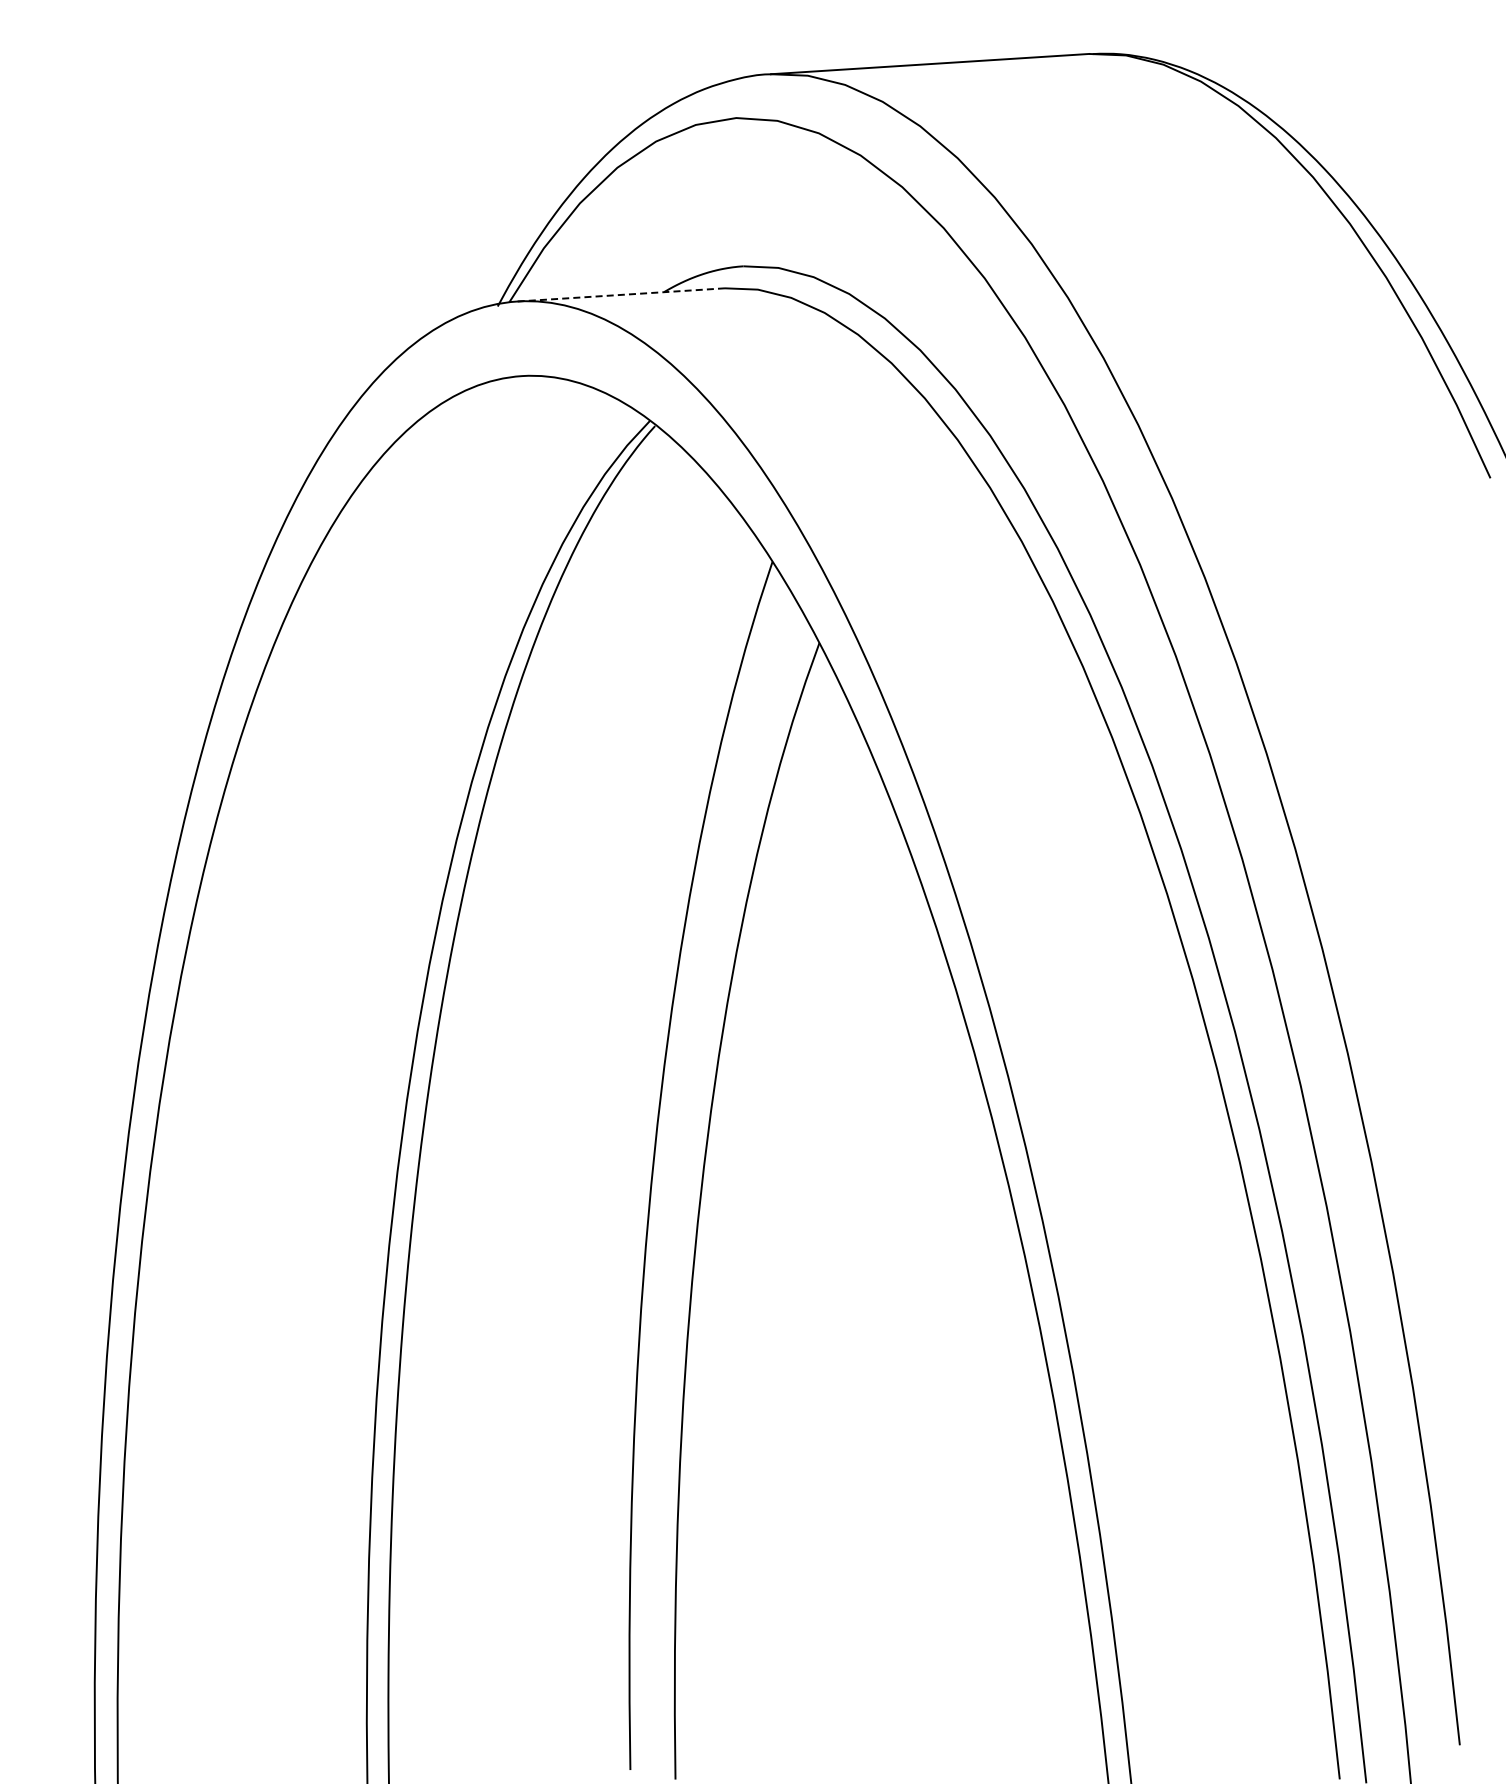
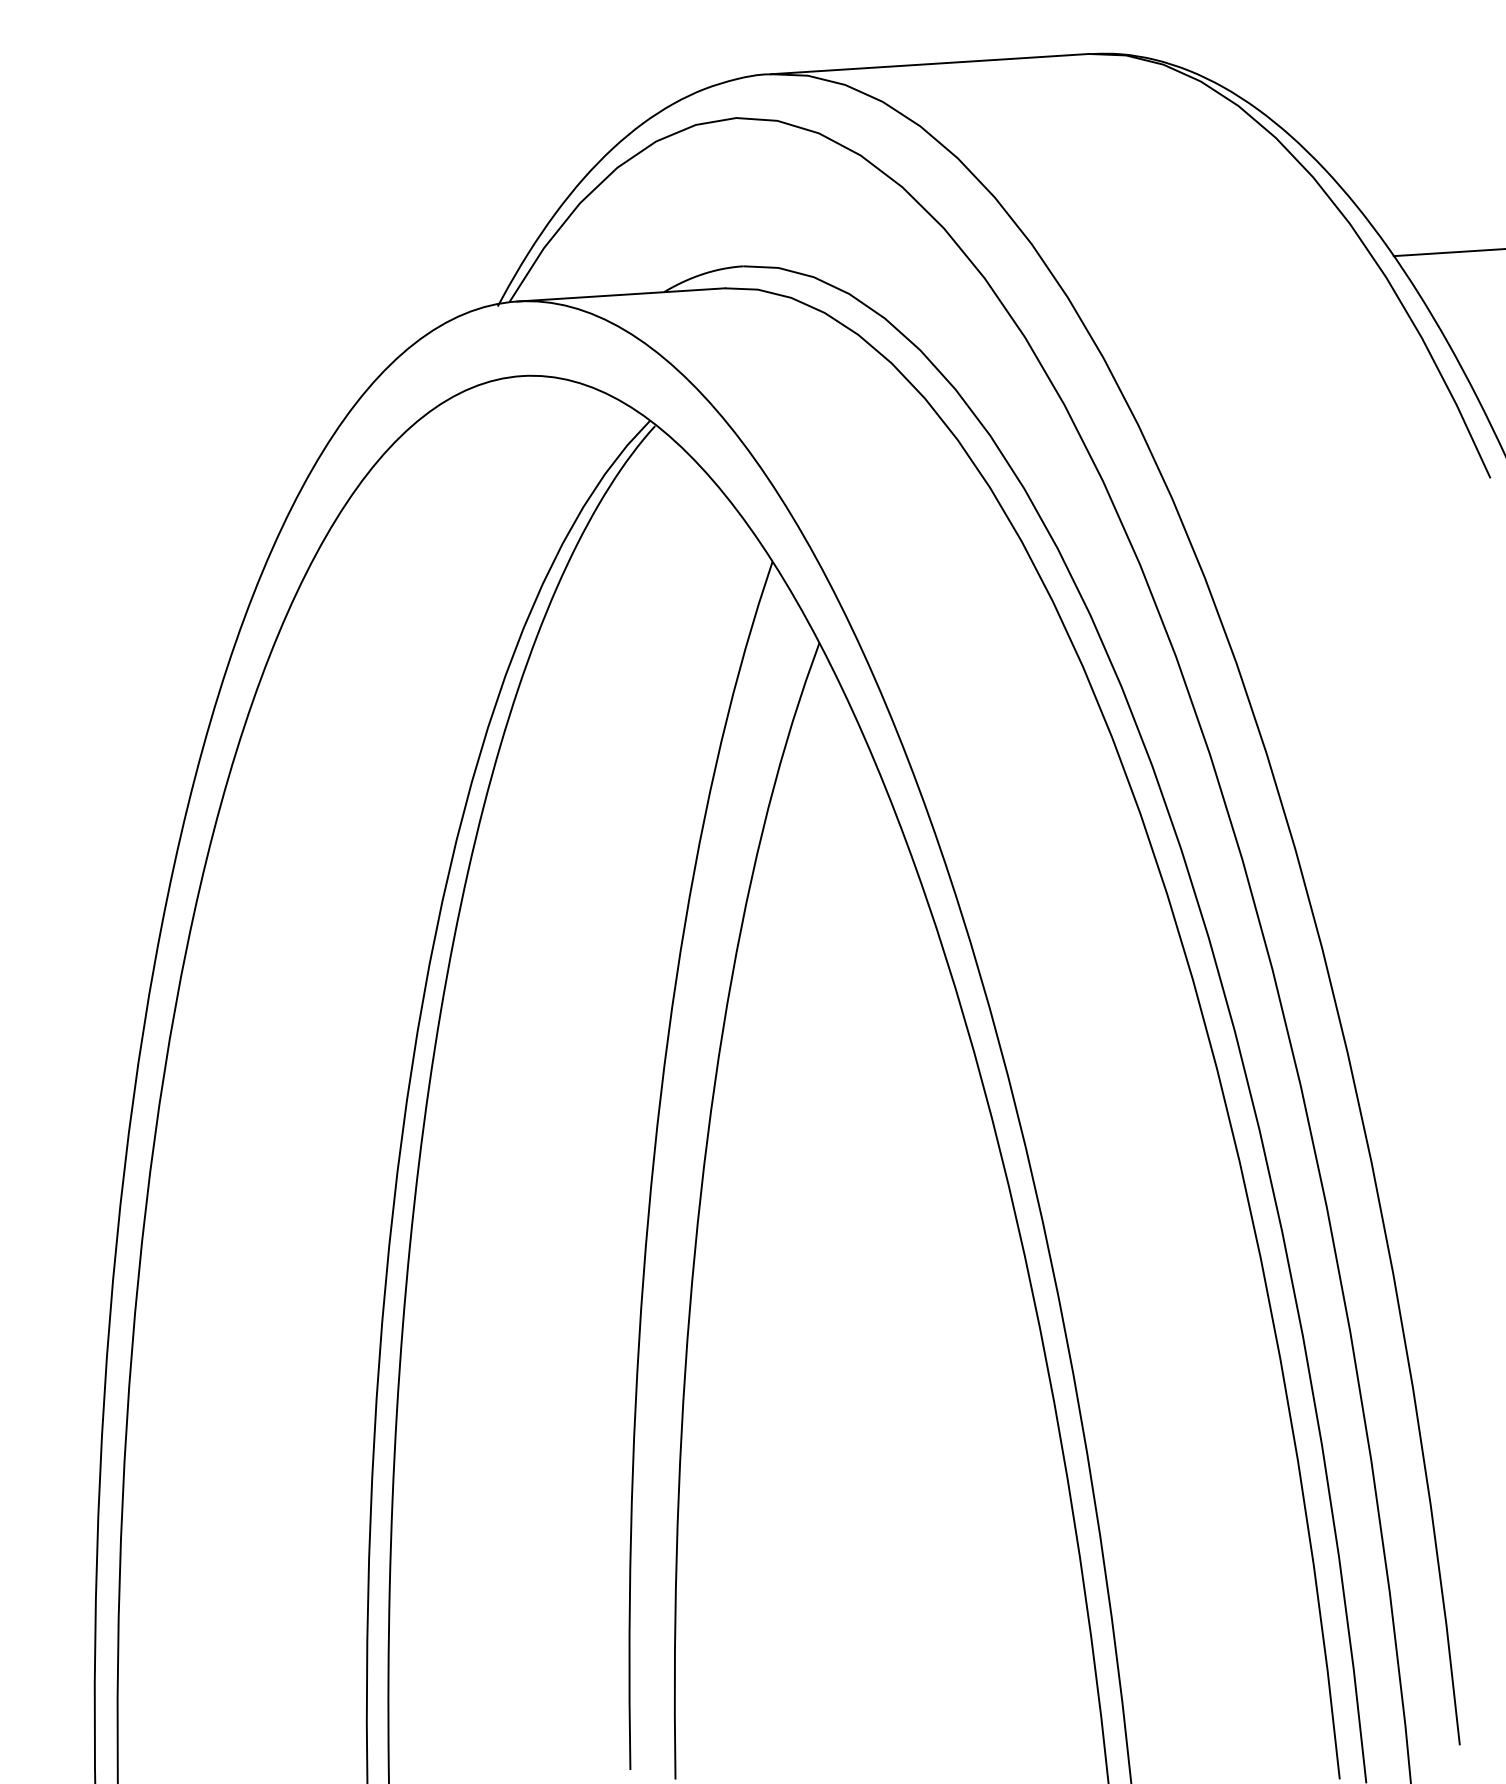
line: none -> present (1447, 252)
line: dashed -> solid (621, 294)
